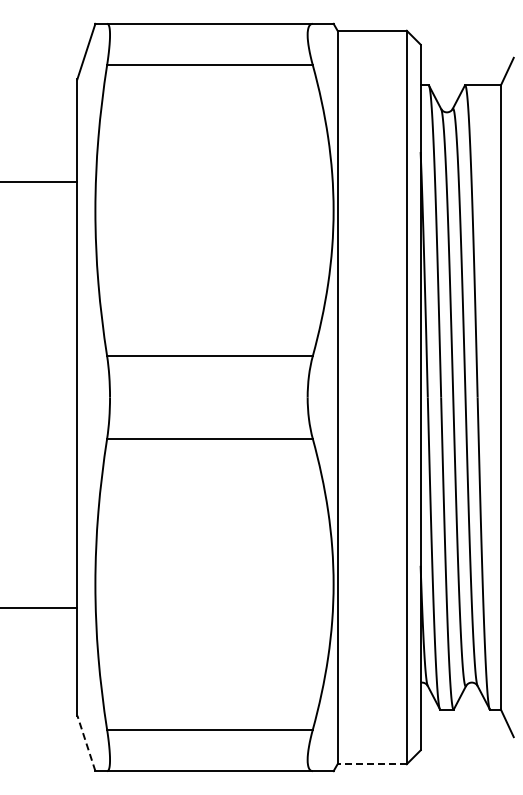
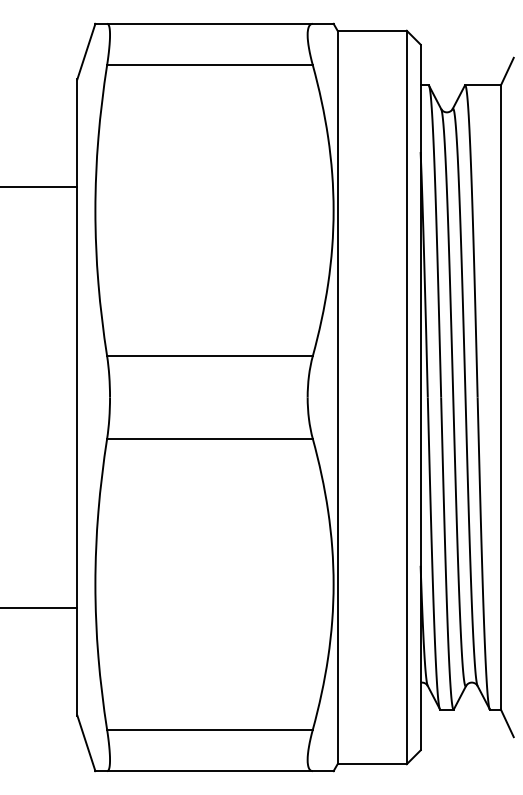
line position: (39, 182) -> (39, 187) (39, 187)
line: dashed -> solid (86, 743)
line: dashed -> solid (372, 764)
